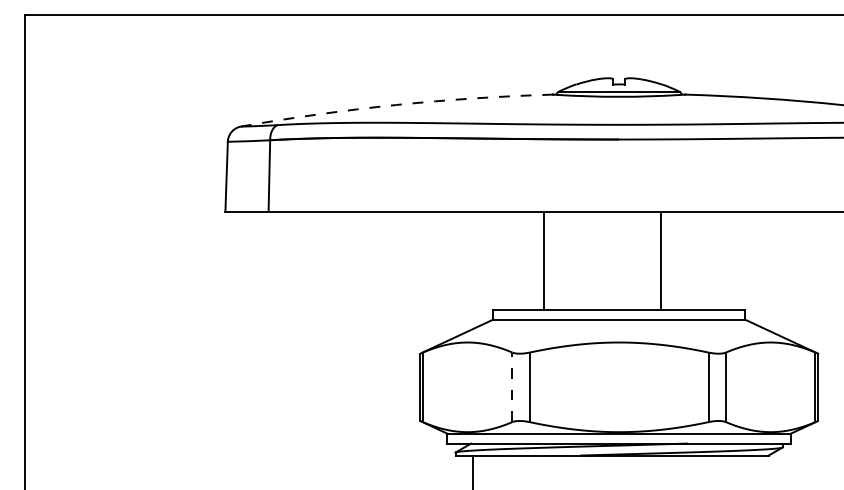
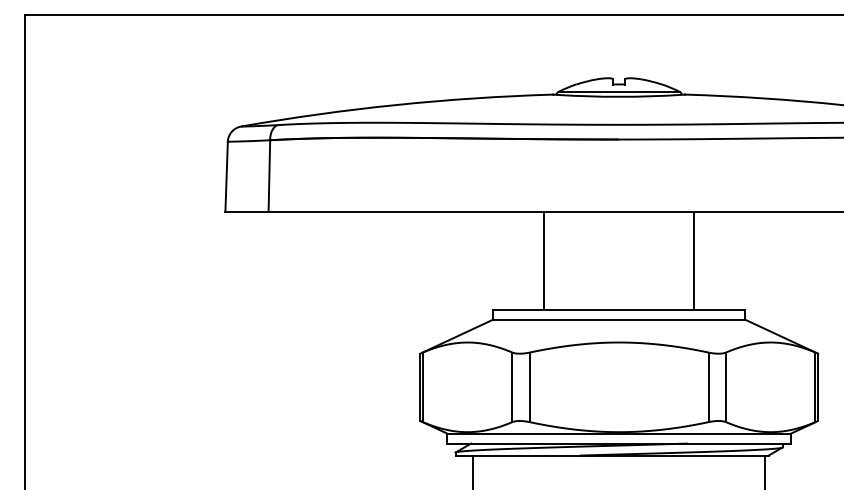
arc: dashed -> solid (396, 104)
line position: (661, 260) -> (694, 260) (694, 260)
line: dashed -> solid (512, 387)
line: none -> present (765, 470)
